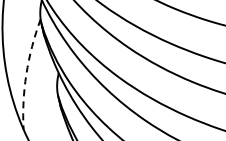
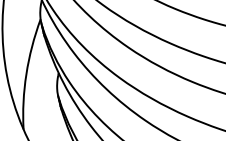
arc: dashed -> solid (26, 73)
